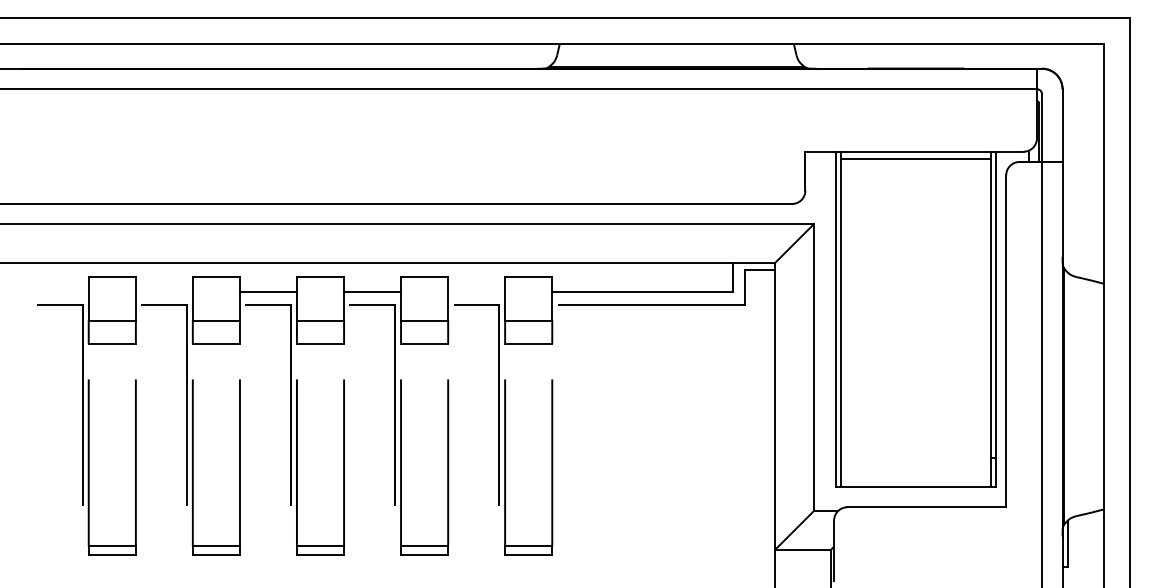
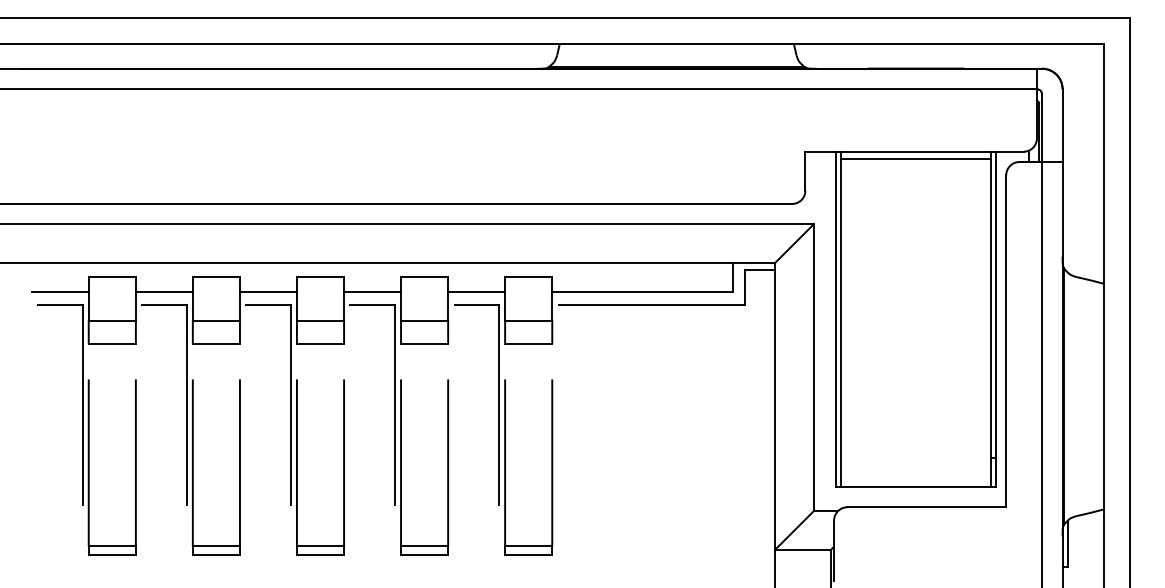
line: none -> present (59, 291)
line: none -> present (163, 291)
line: none -> present (476, 291)
